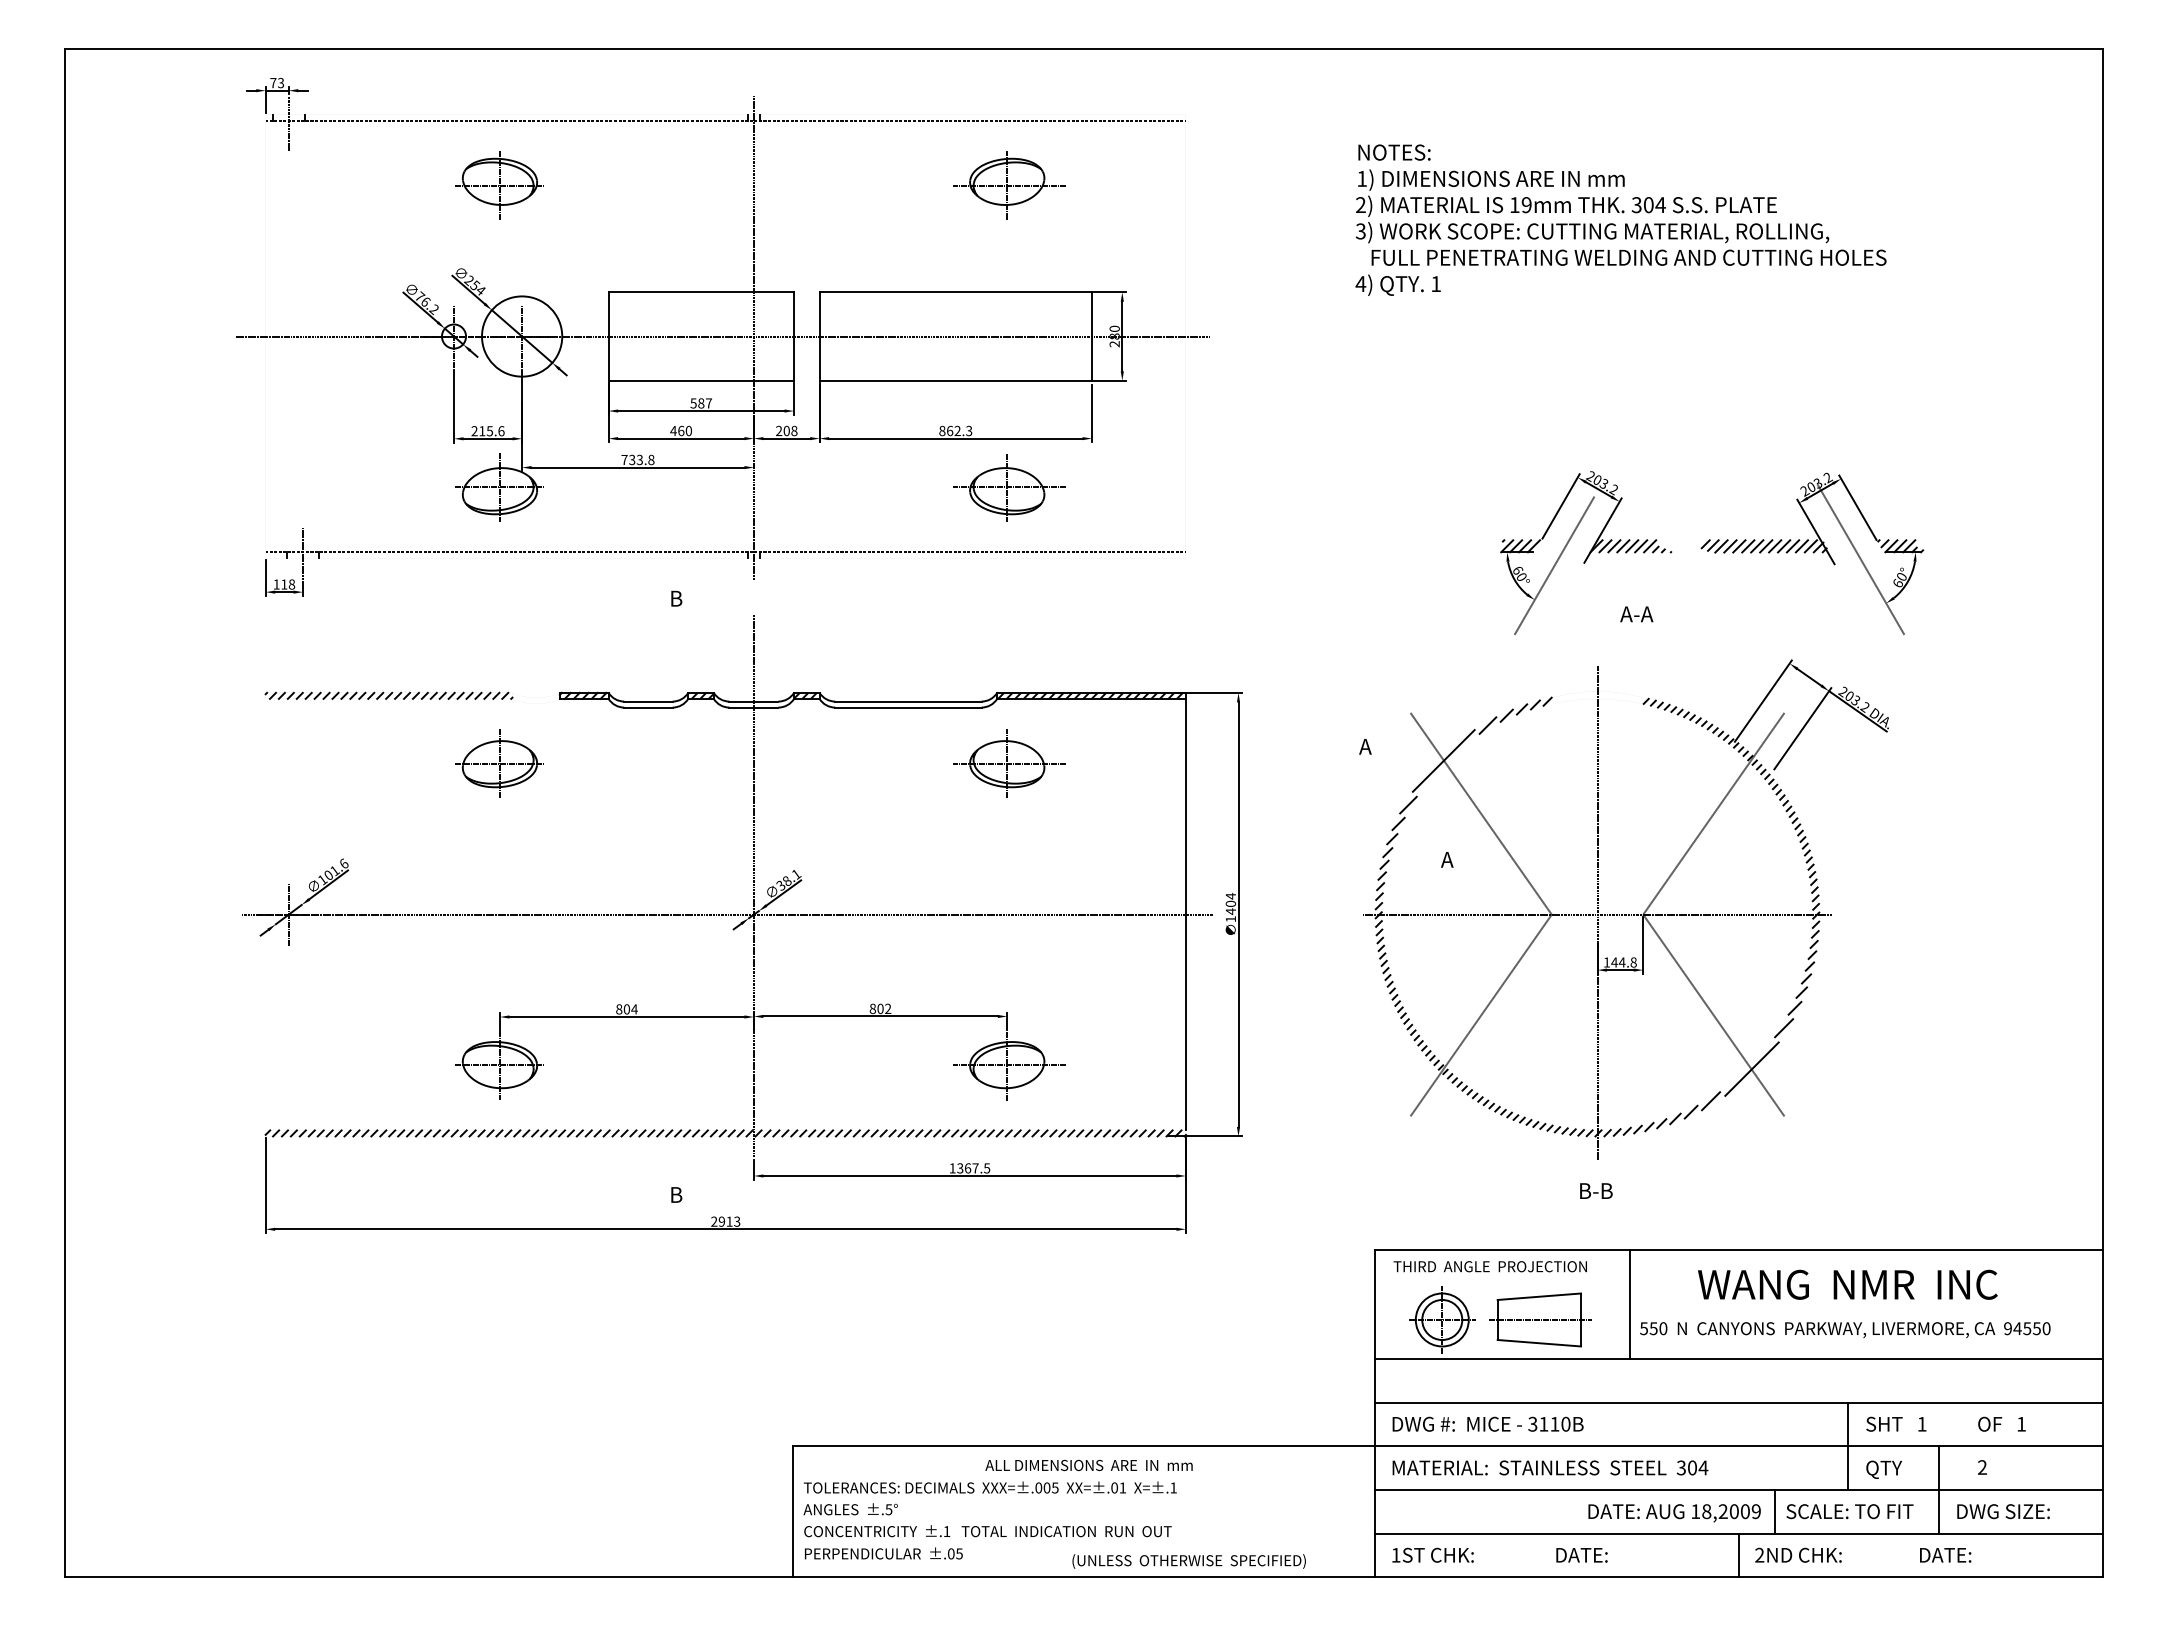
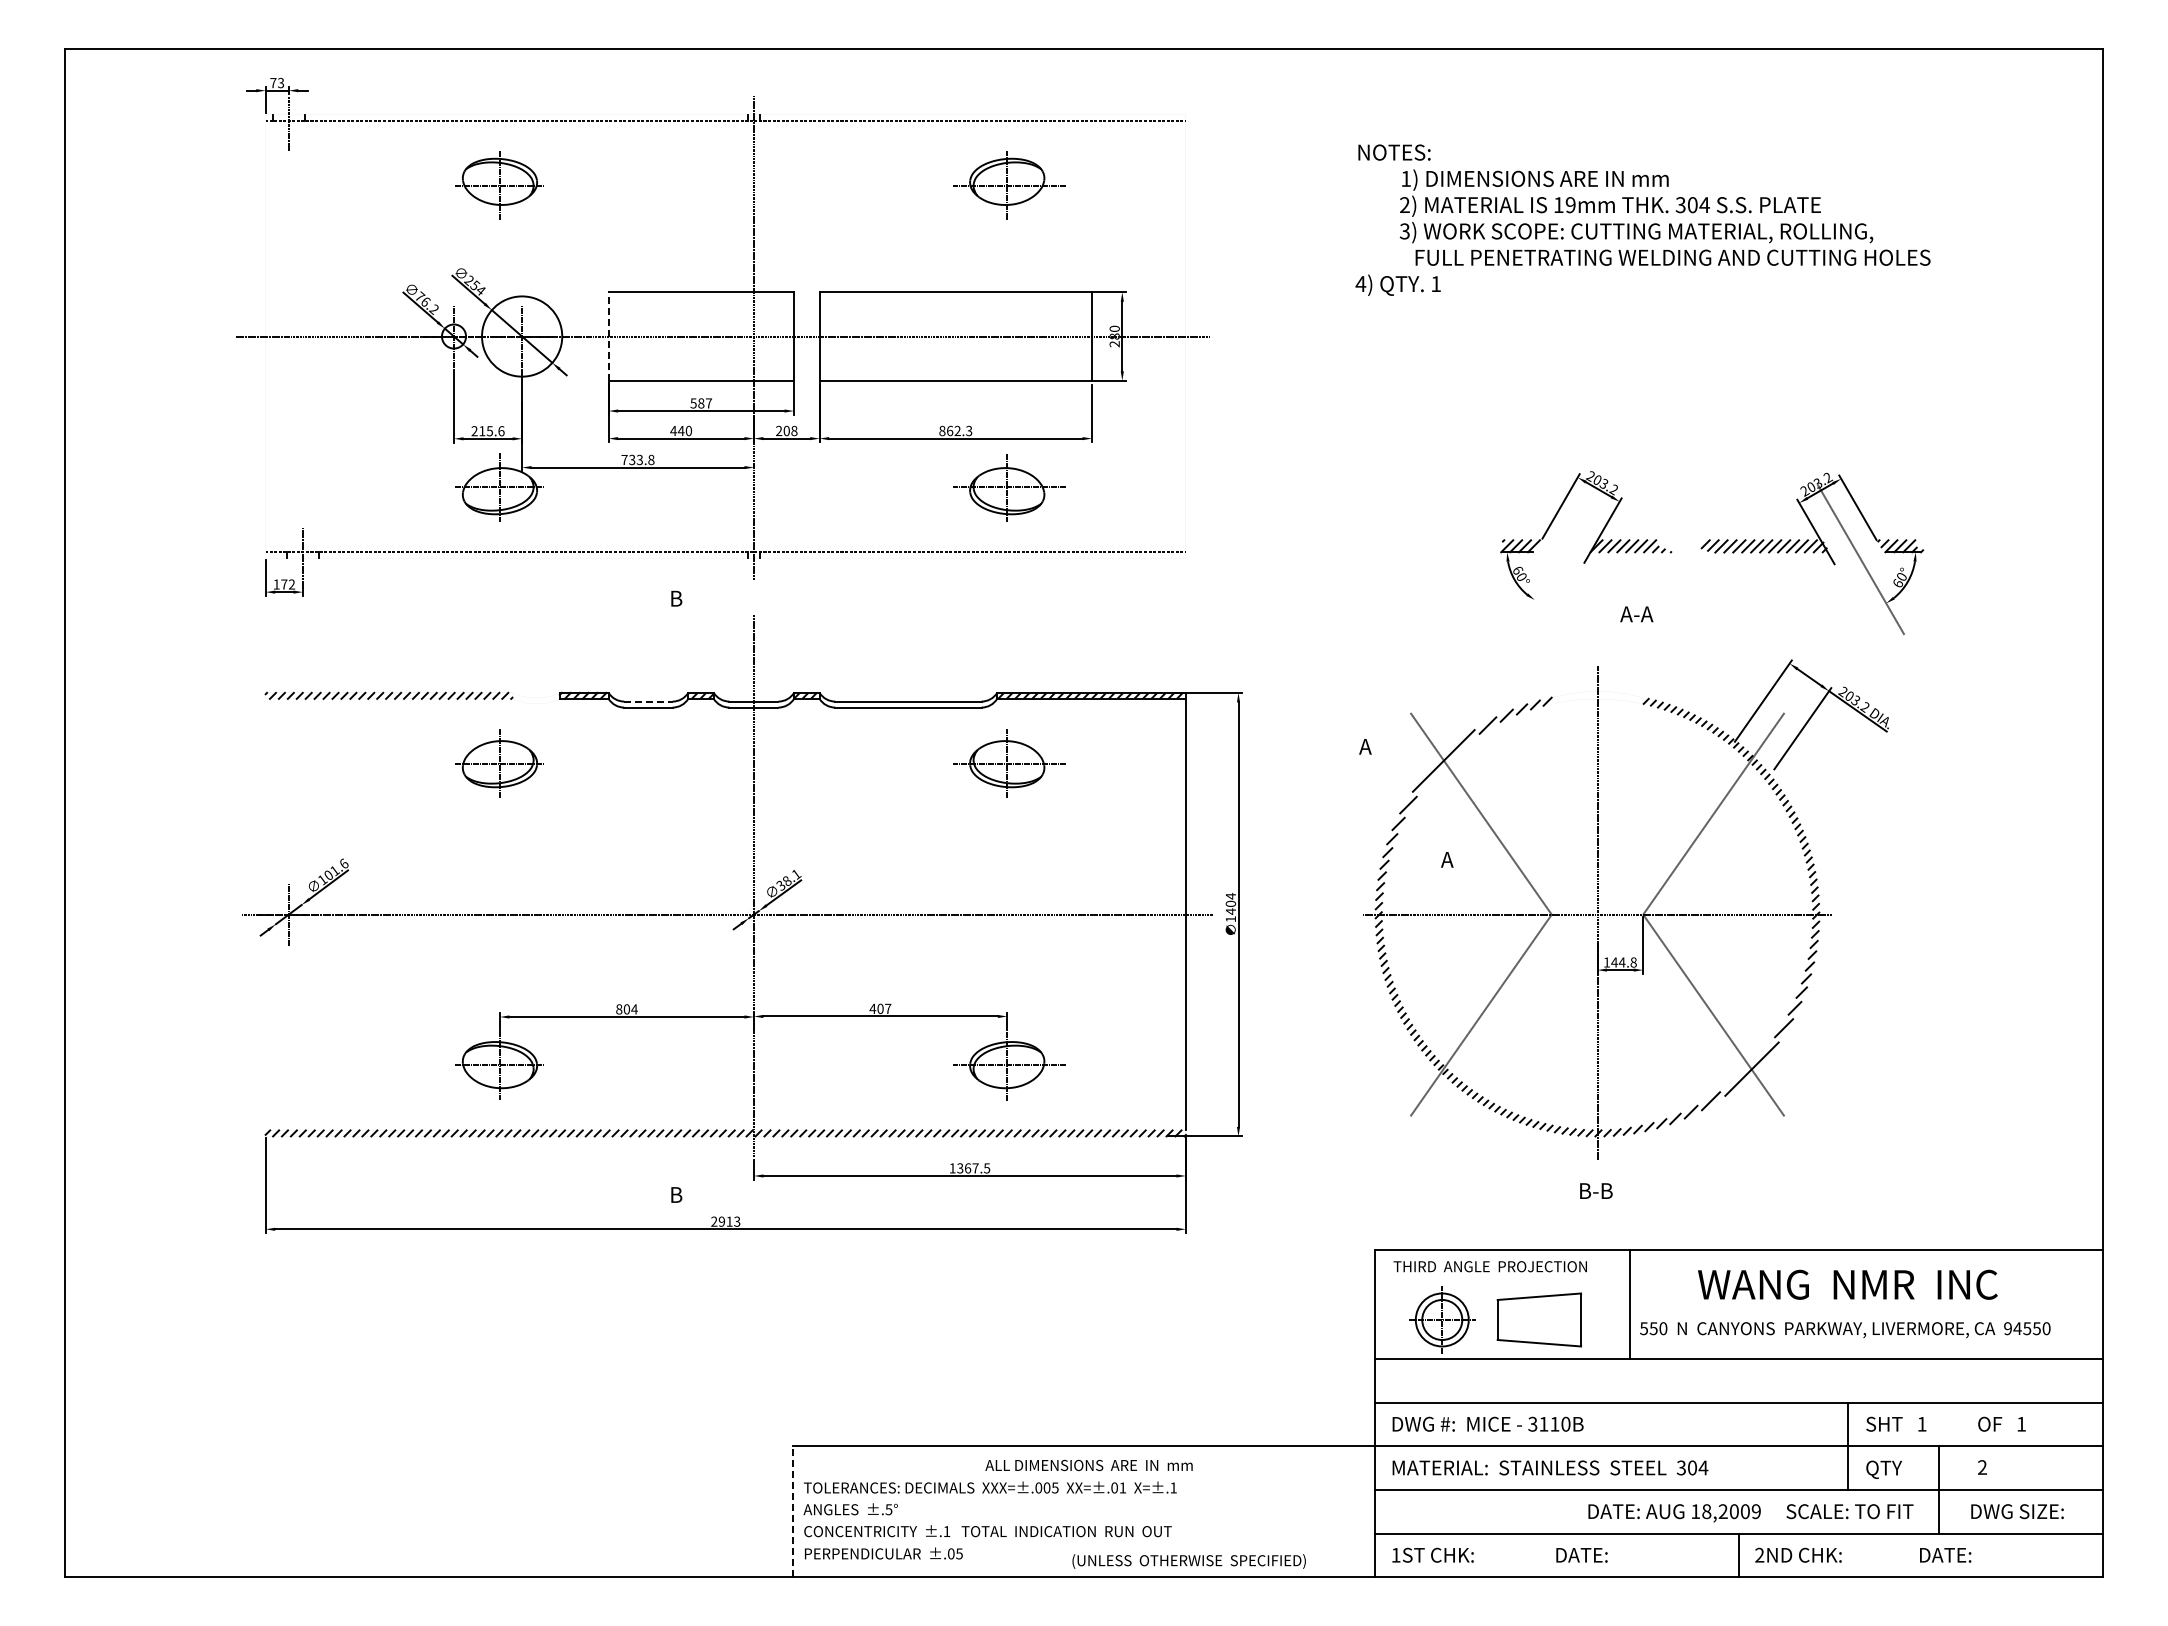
text position: (1620, 217) -> (1664, 217) (1664, 217)
line: solid -> dashed (608, 336)
text: 460 -> 440 (680, 430)
line: present -> none (1554, 565)
text: 118 -> 172 (288, 584)
line: solid -> dashed (648, 701)
text: 802 -> 407 (880, 1008)
line: present -> none (1540, 1319)
line: solid -> dashed (792, 1511)
line: present -> none (1775, 1511)
text position: (2003, 1511) -> (2017, 1511) (2017, 1511)
